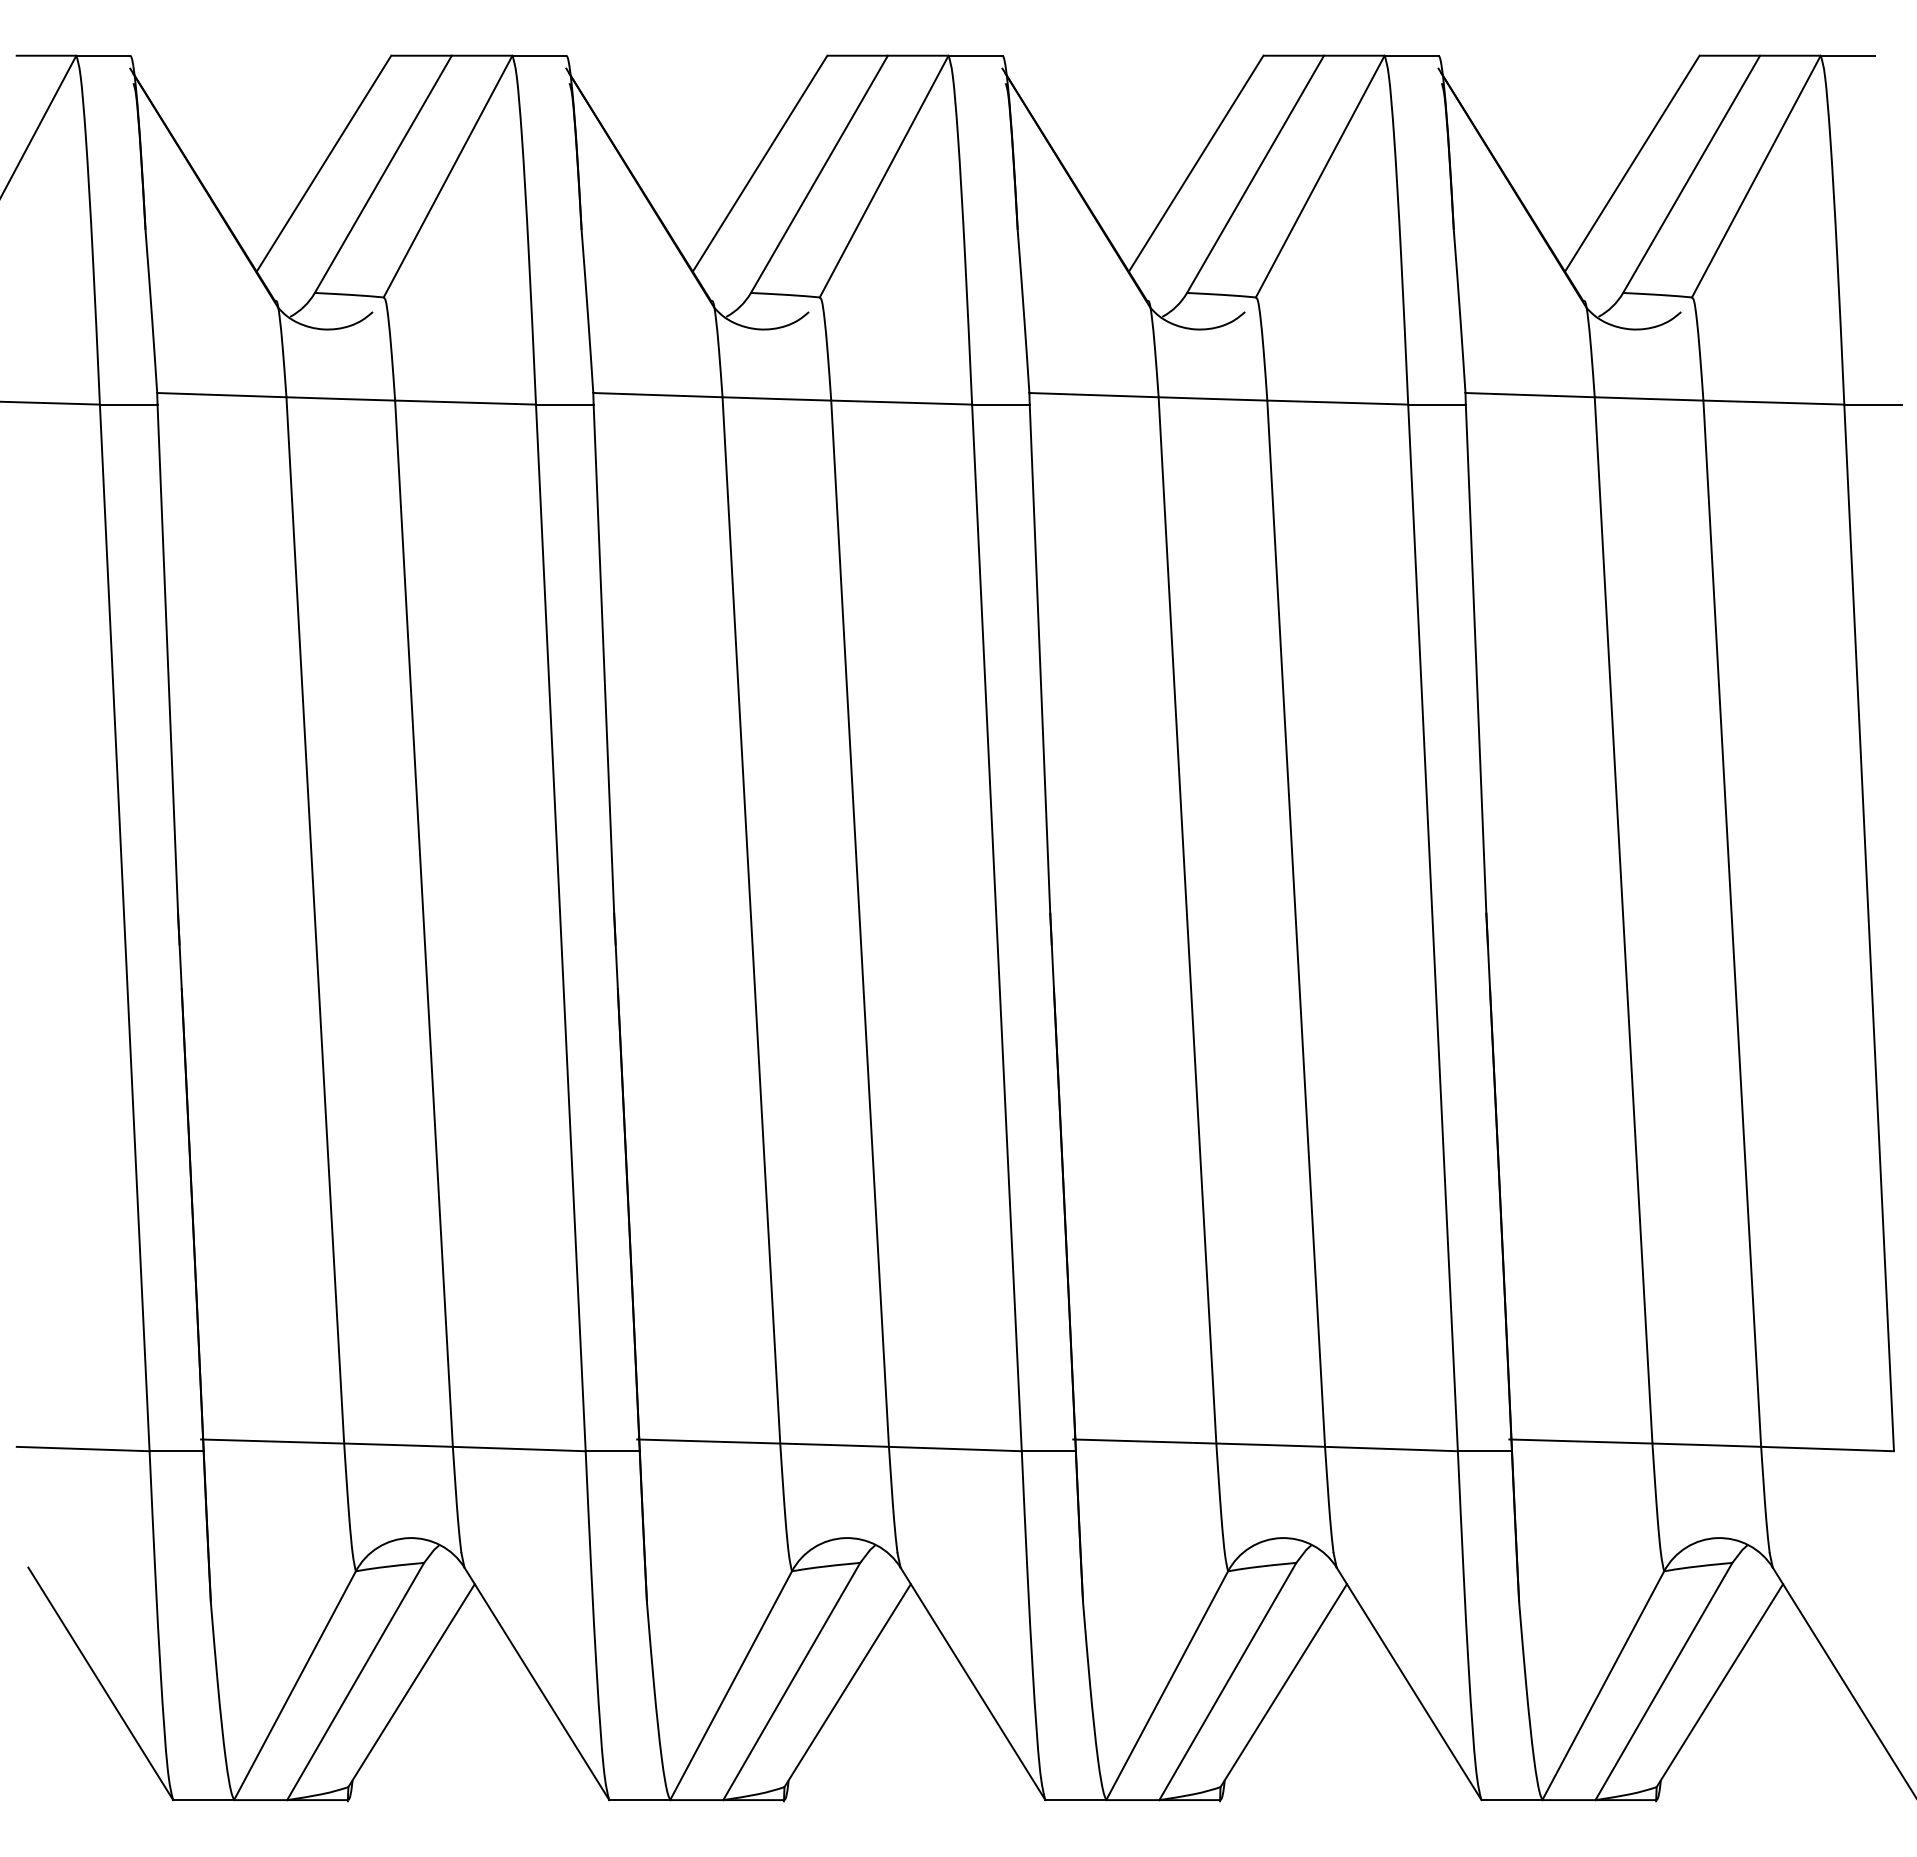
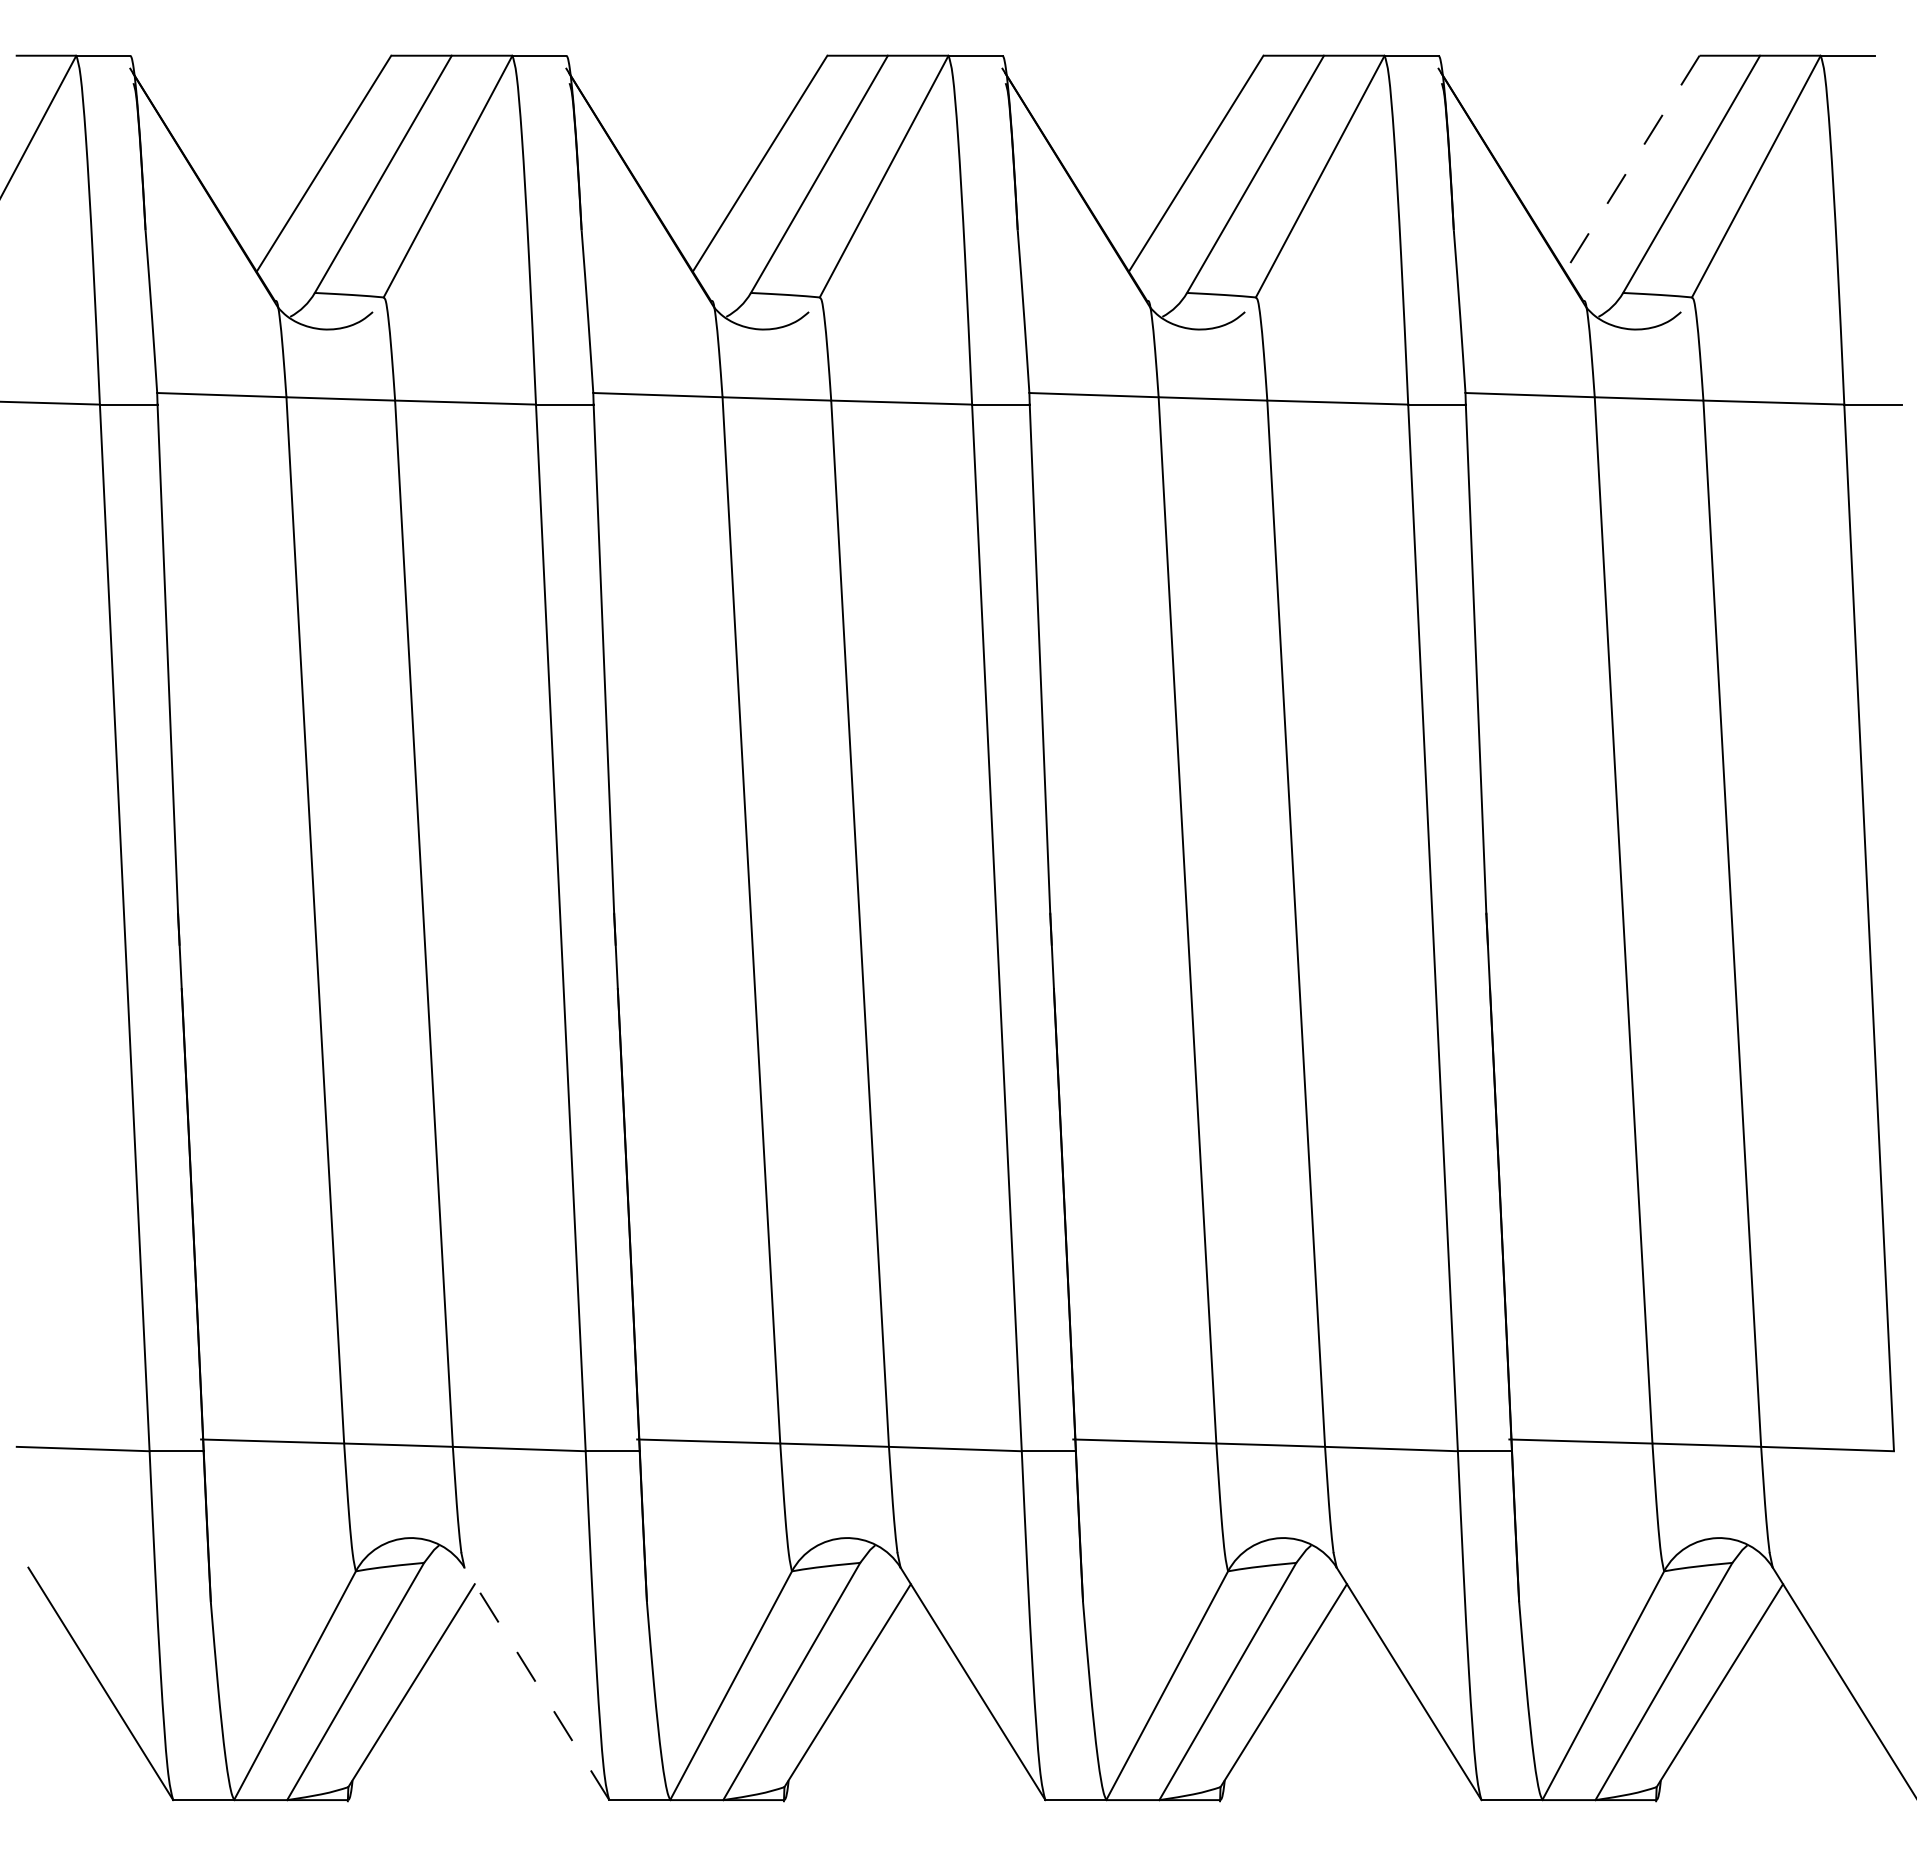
line: solid -> dashed (1632, 164)
line: solid -> dashed (536, 1683)
